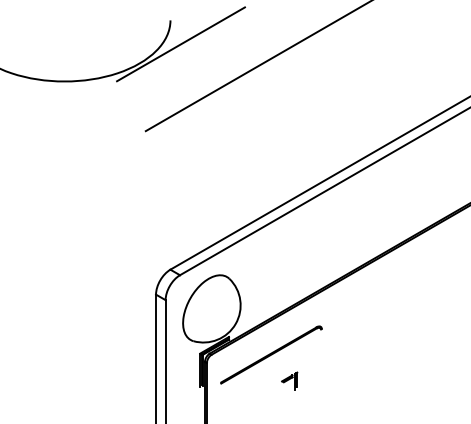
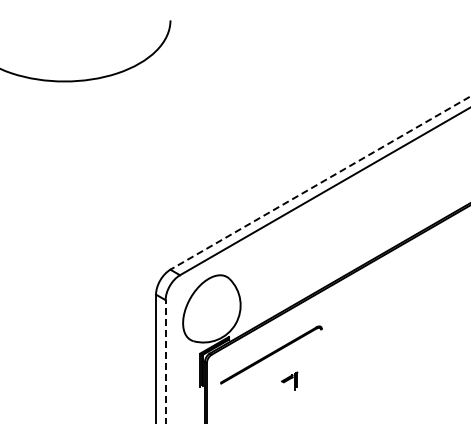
line: present -> none (180, 44)
line: present -> none (257, 66)
line: solid -> dashed (320, 183)
line: solid -> dashed (165, 361)
